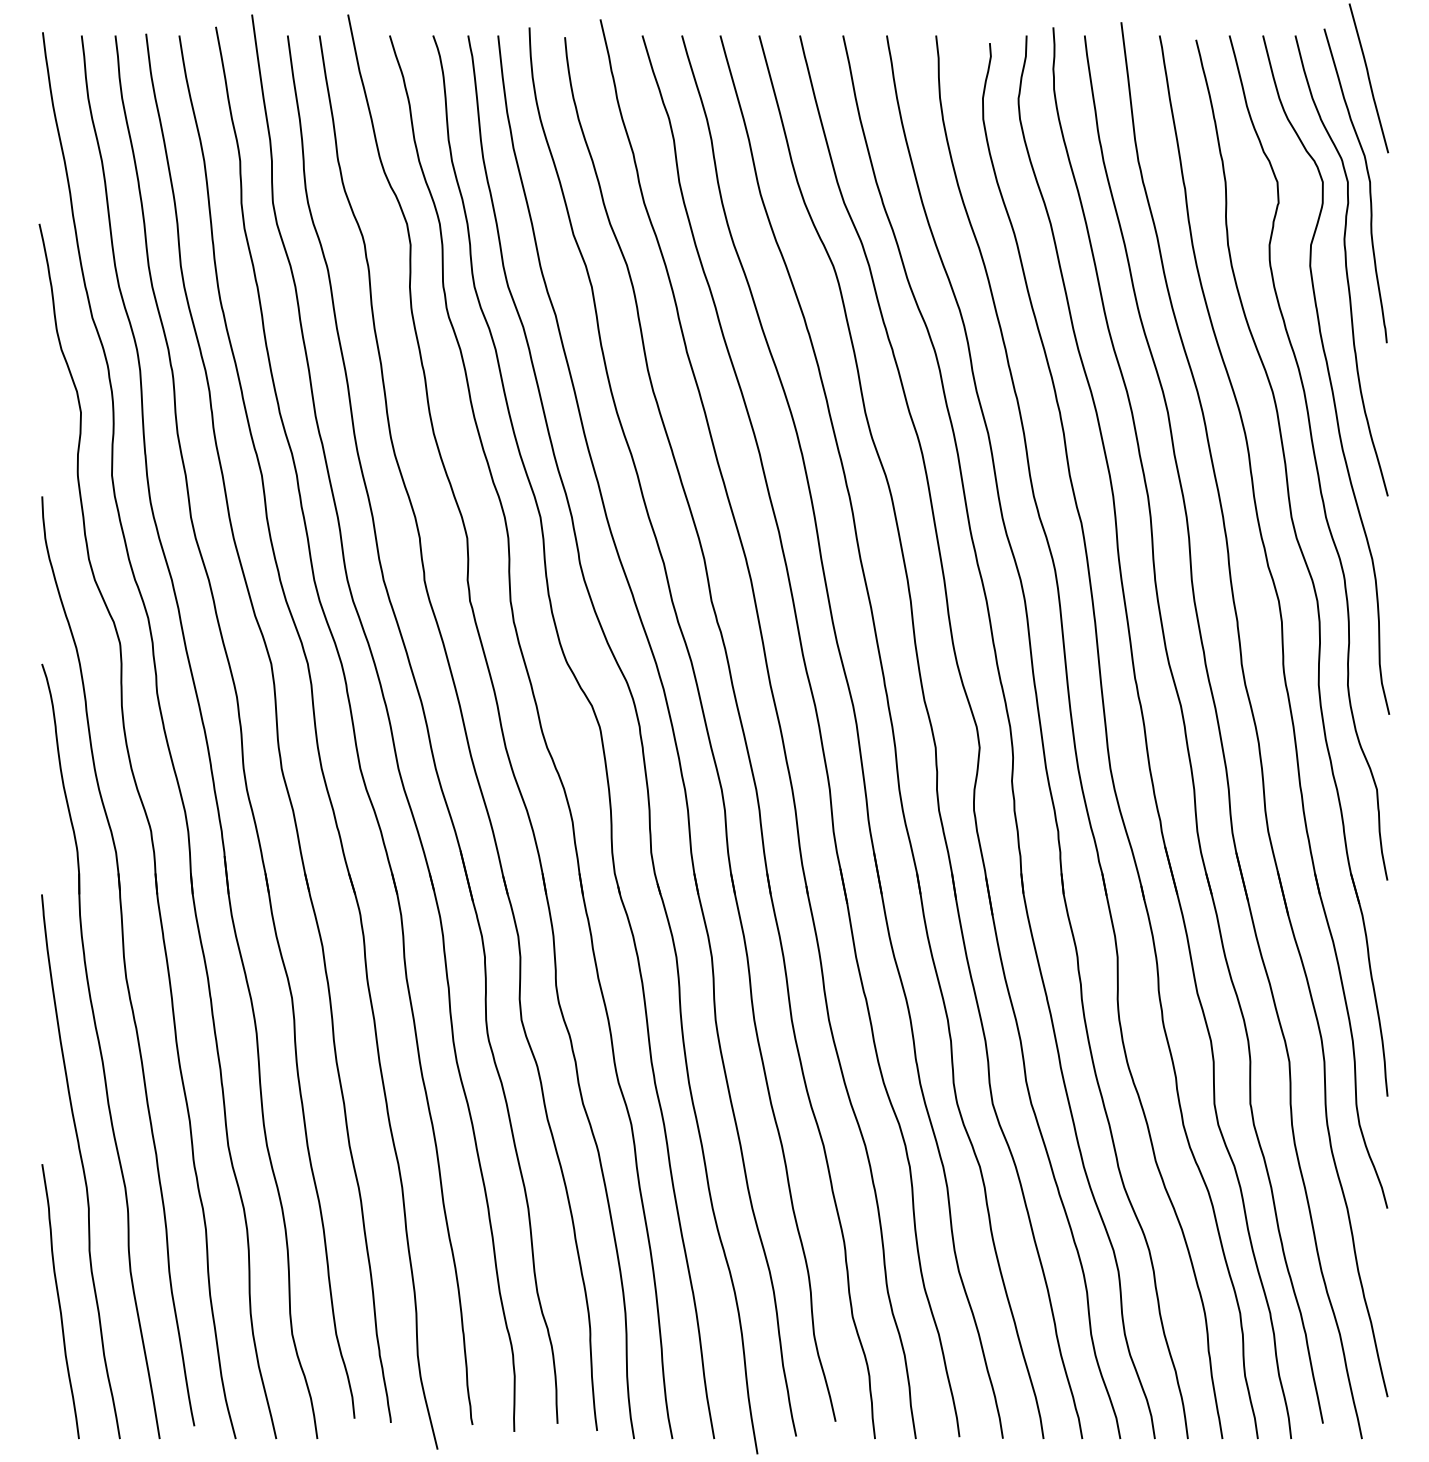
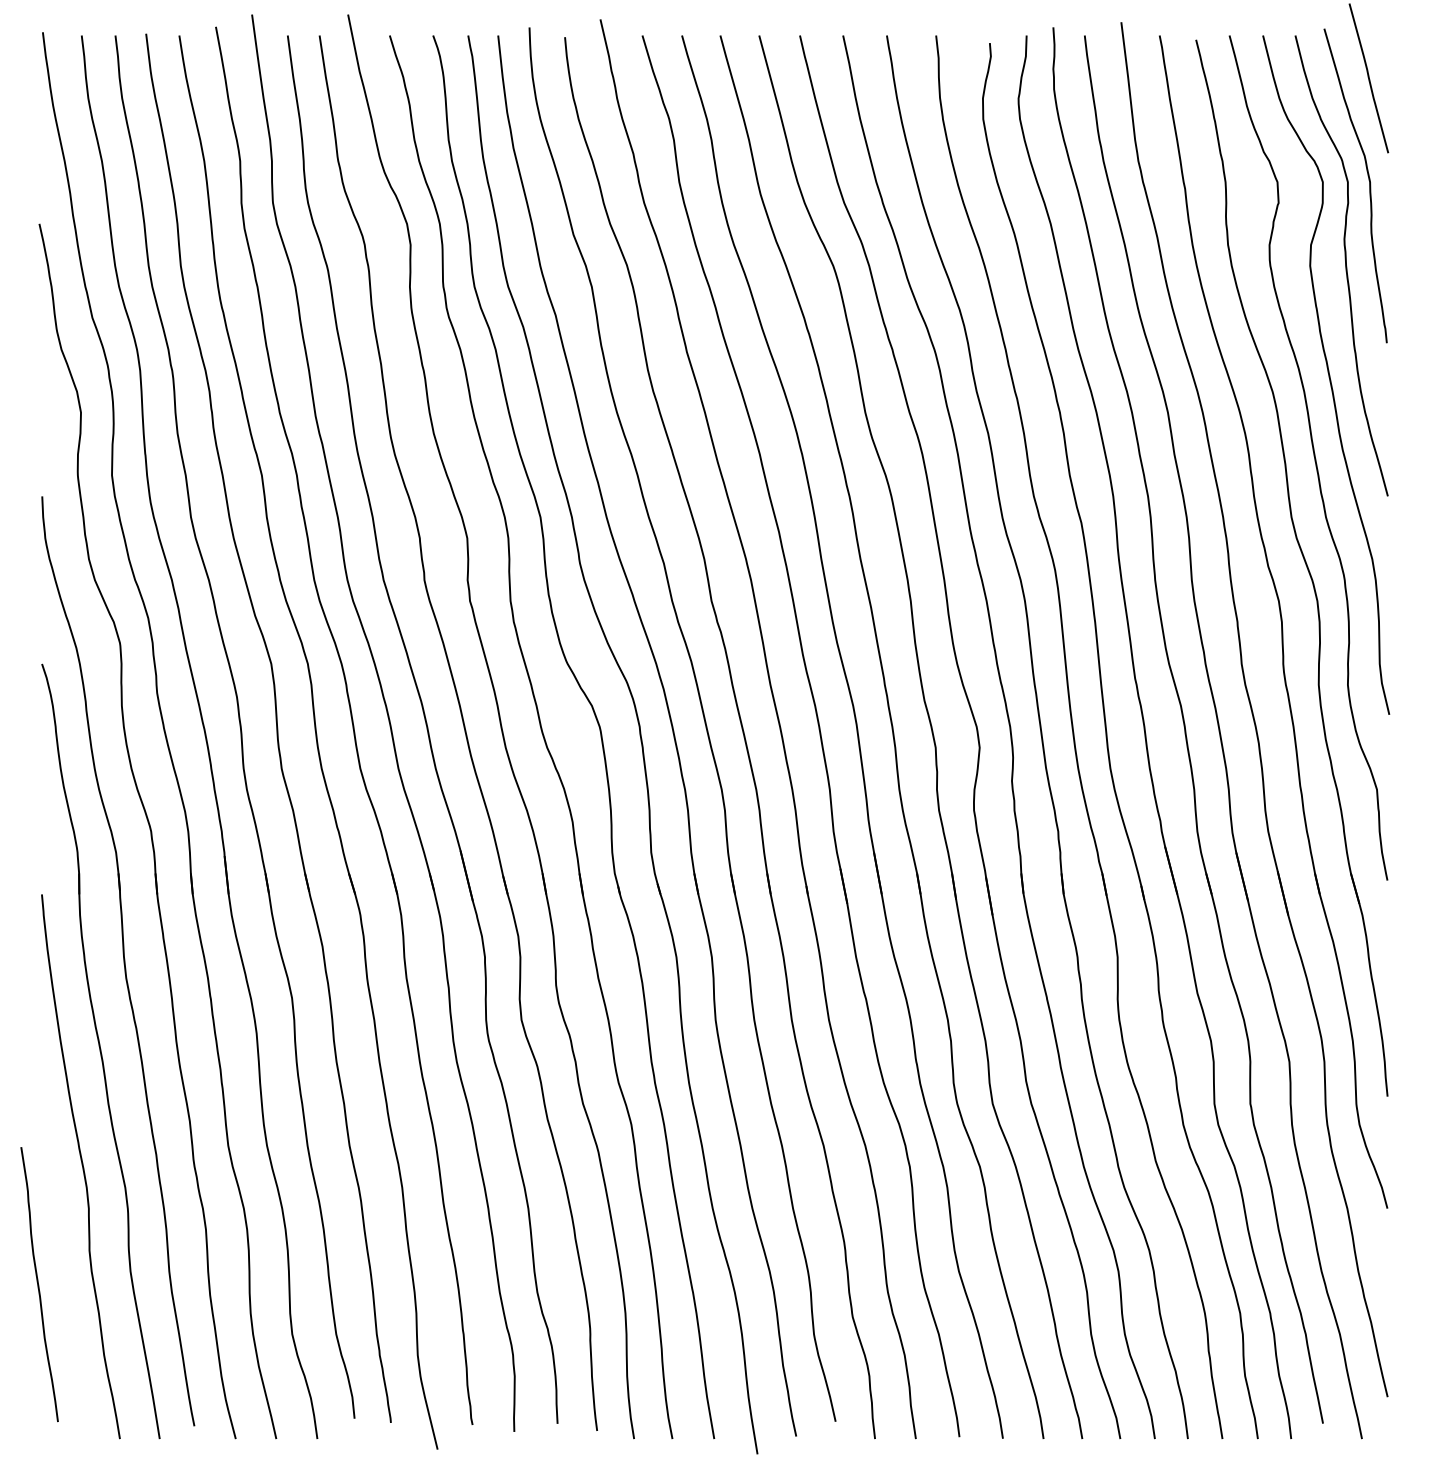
curve position: (59, 1301) -> (38, 1284) (38, 1284)
